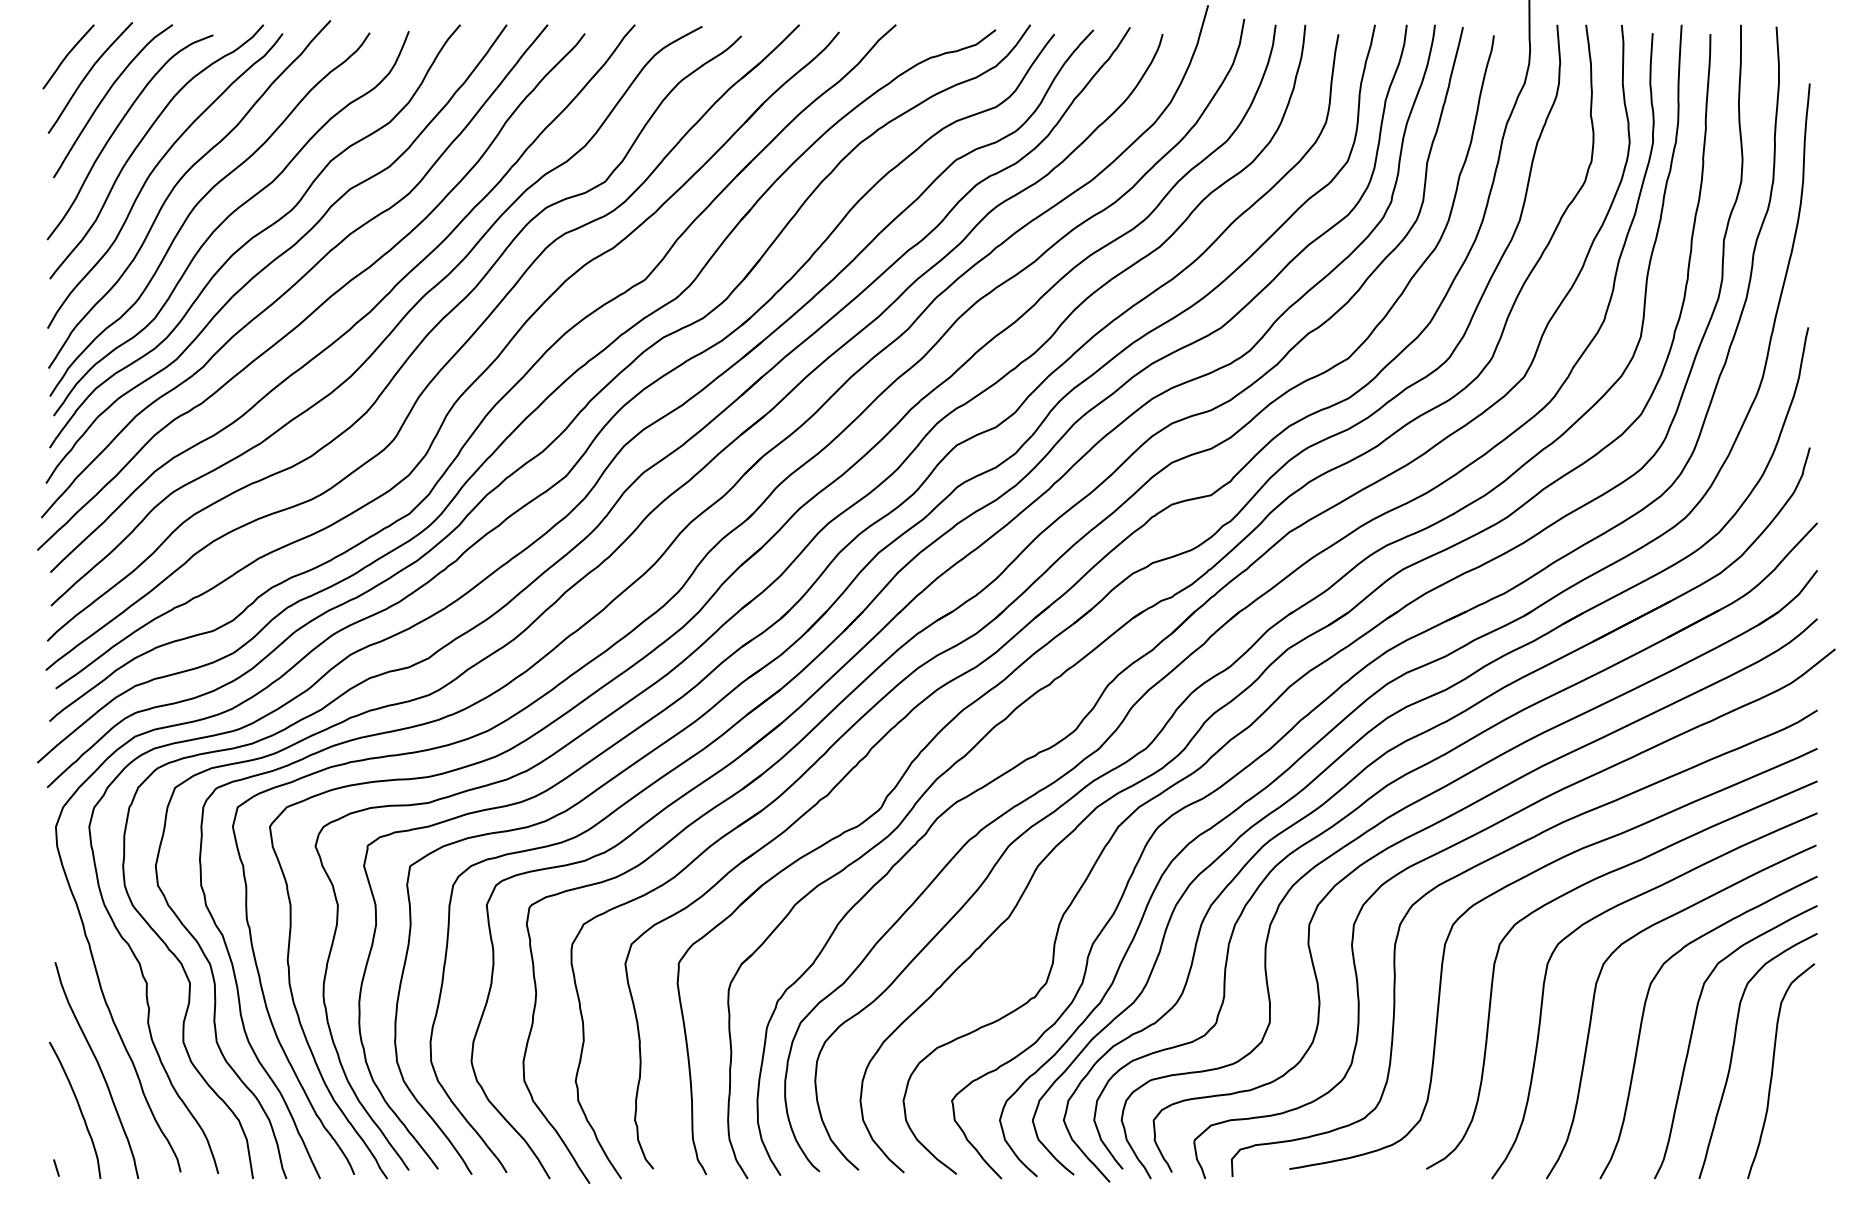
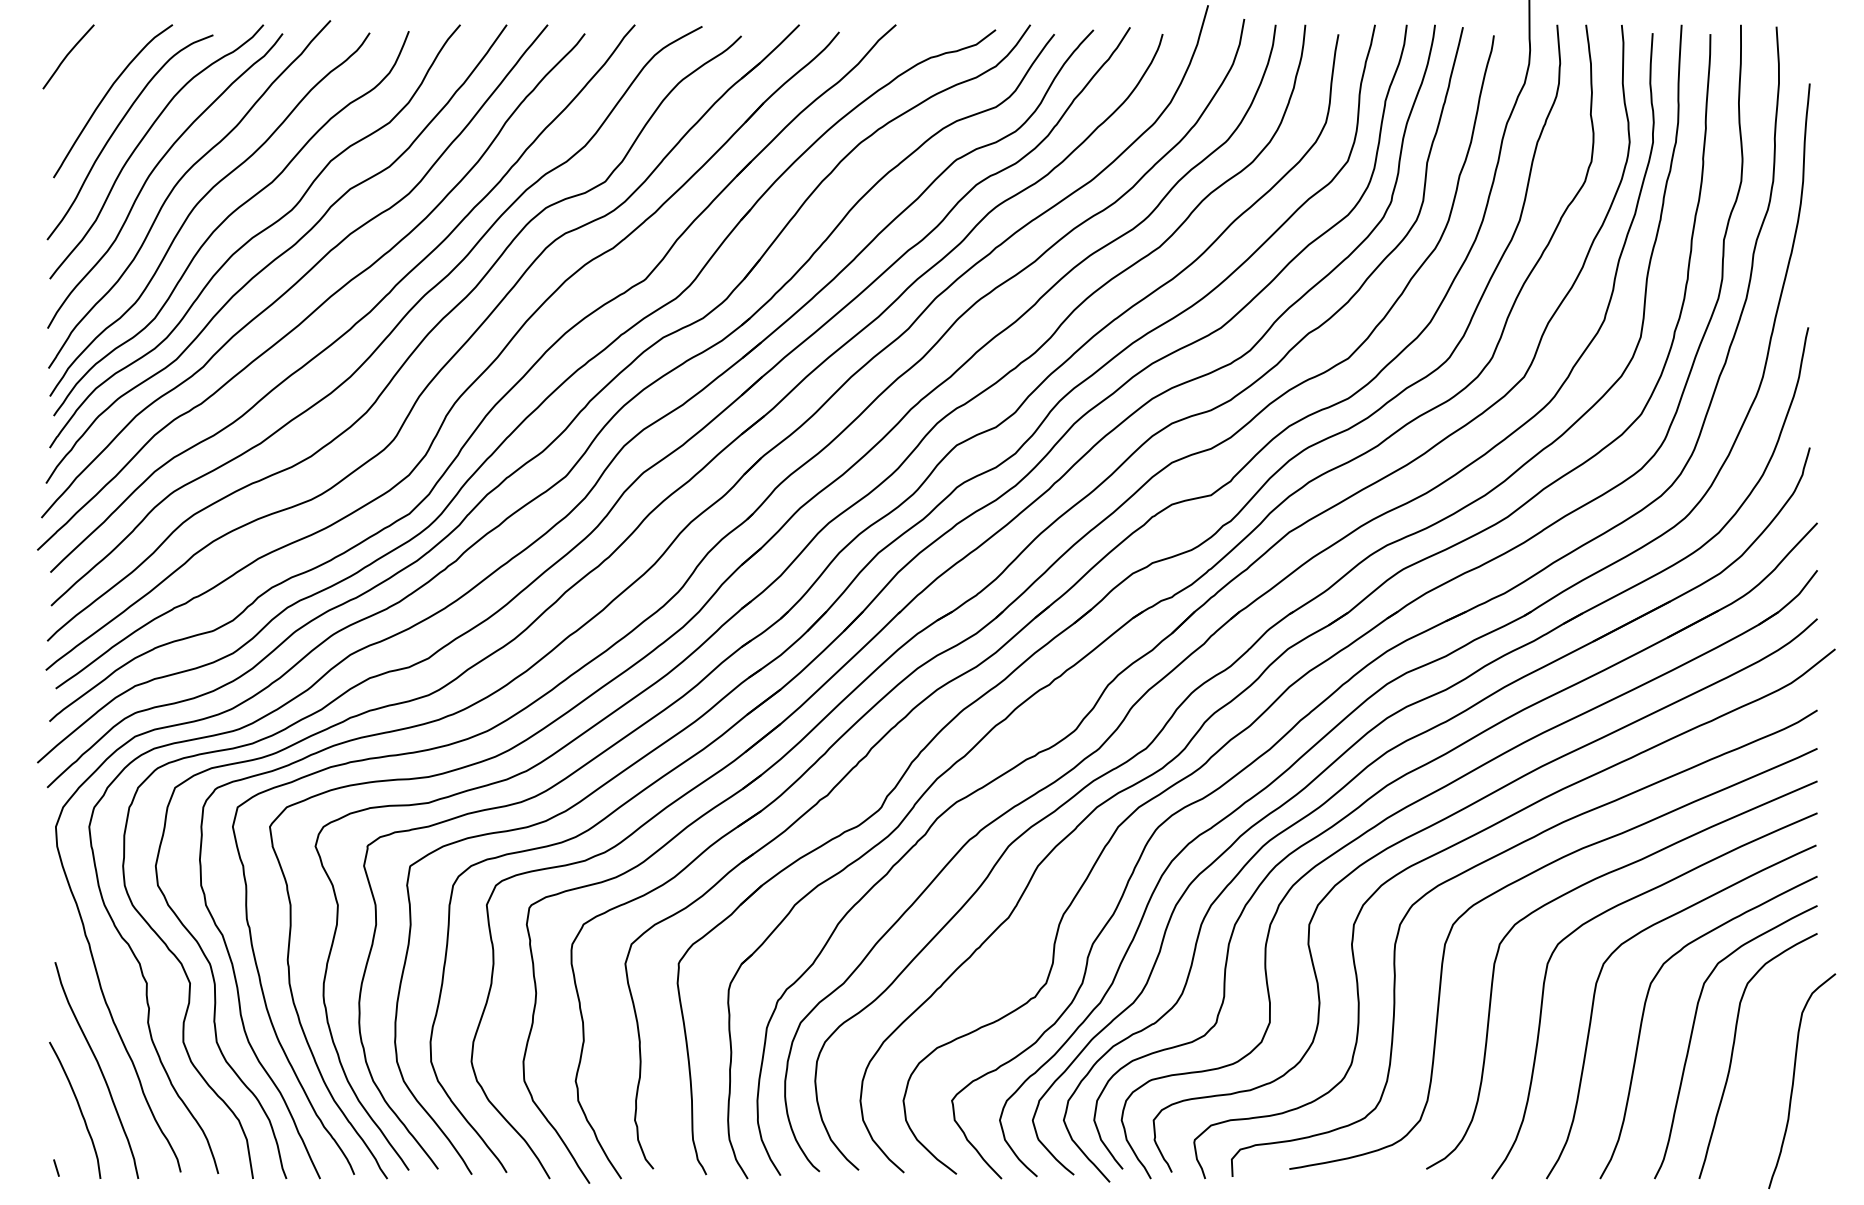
curve: present -> none (87, 75)
curve position: (1773, 1071) -> (1794, 1081) (1794, 1081)
